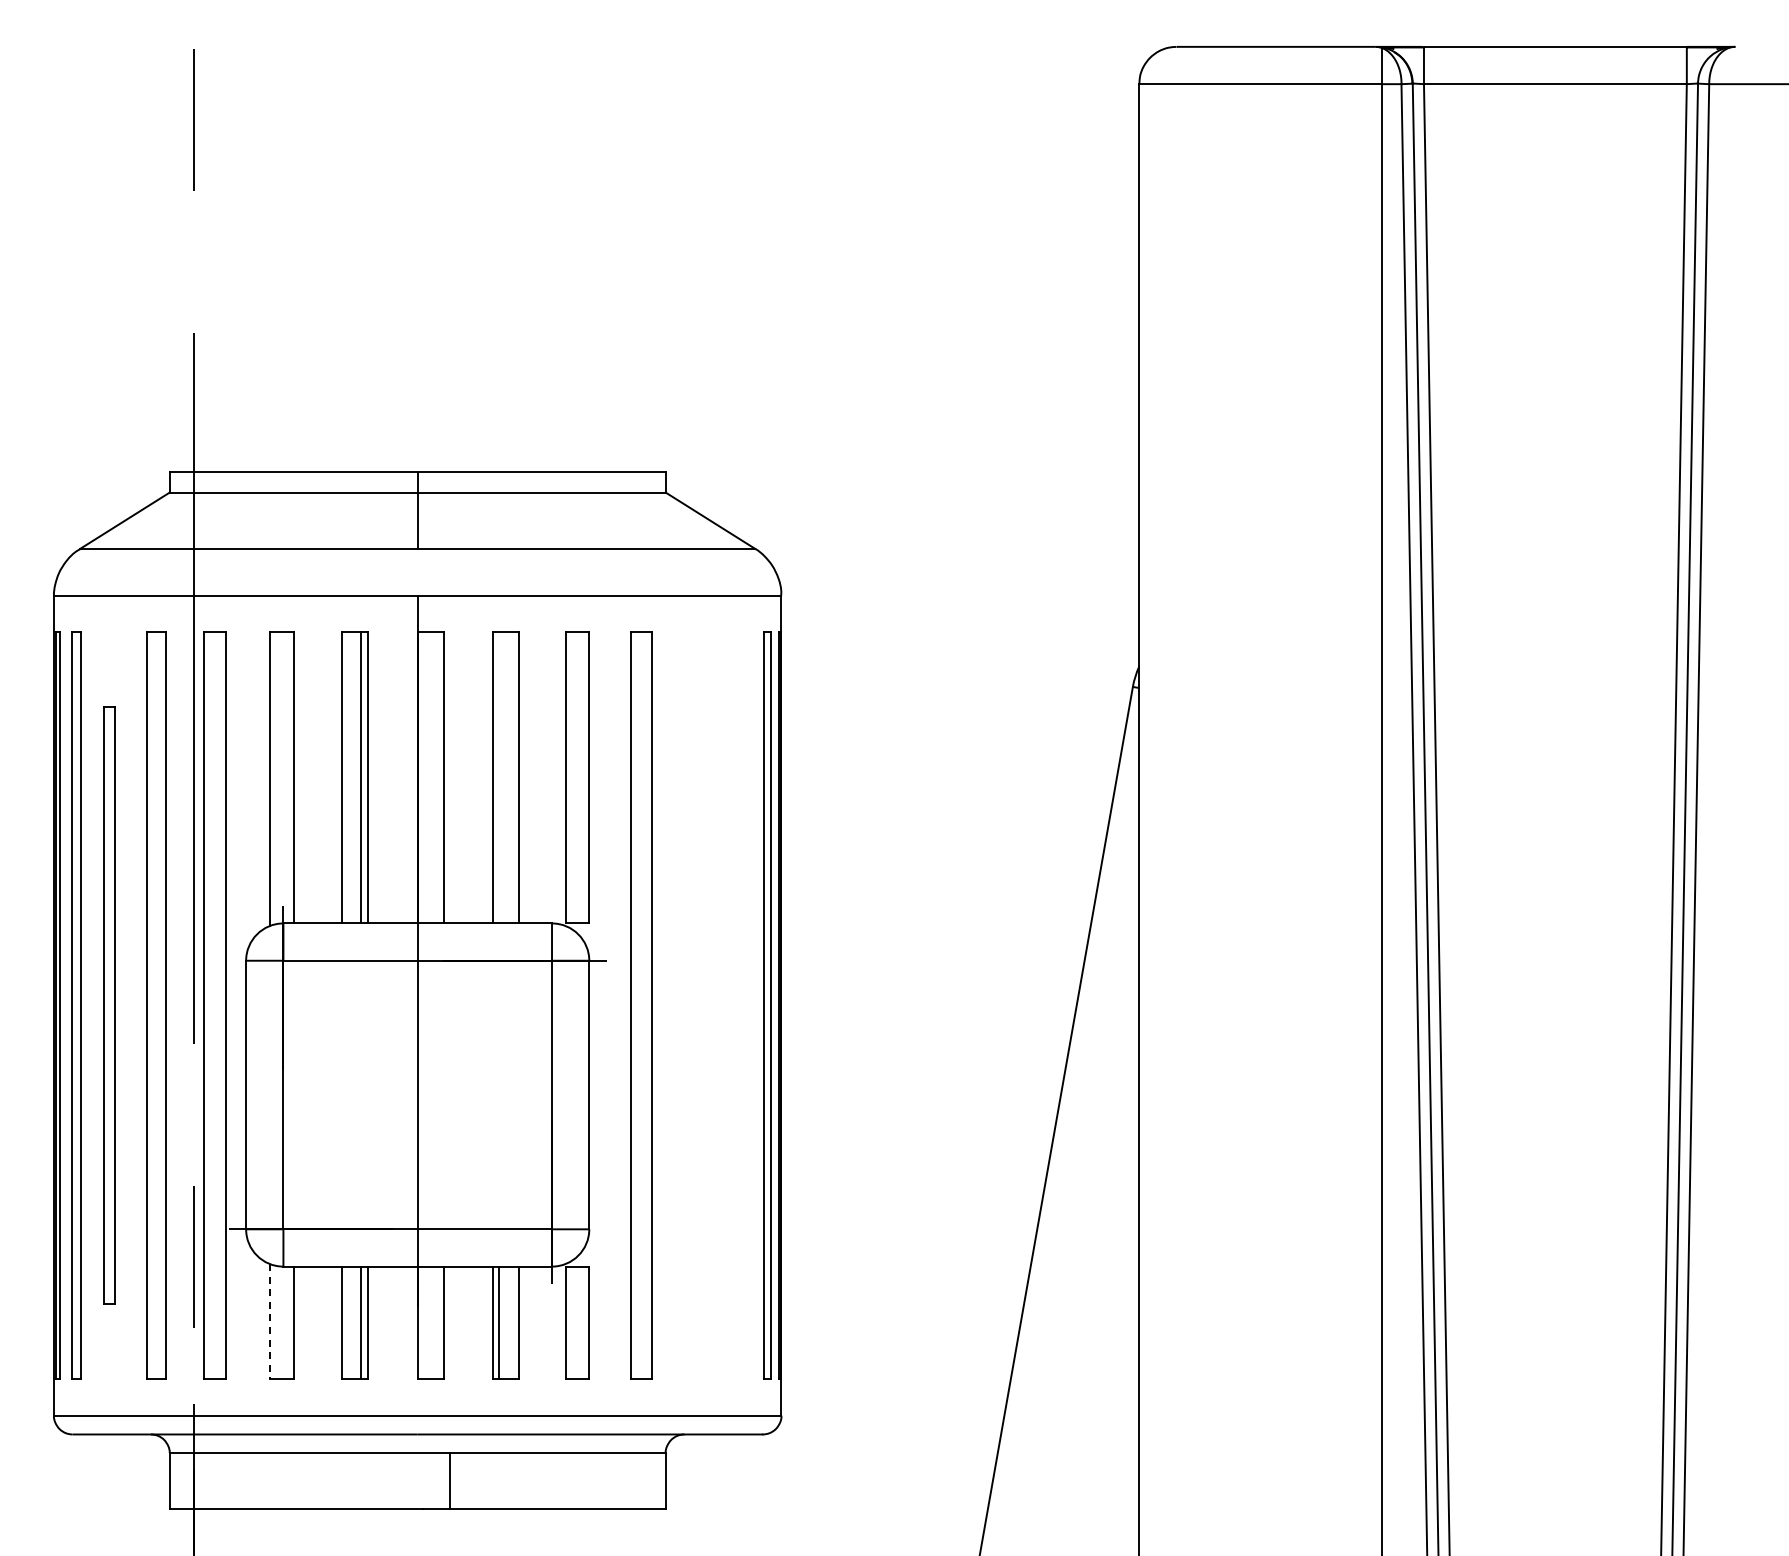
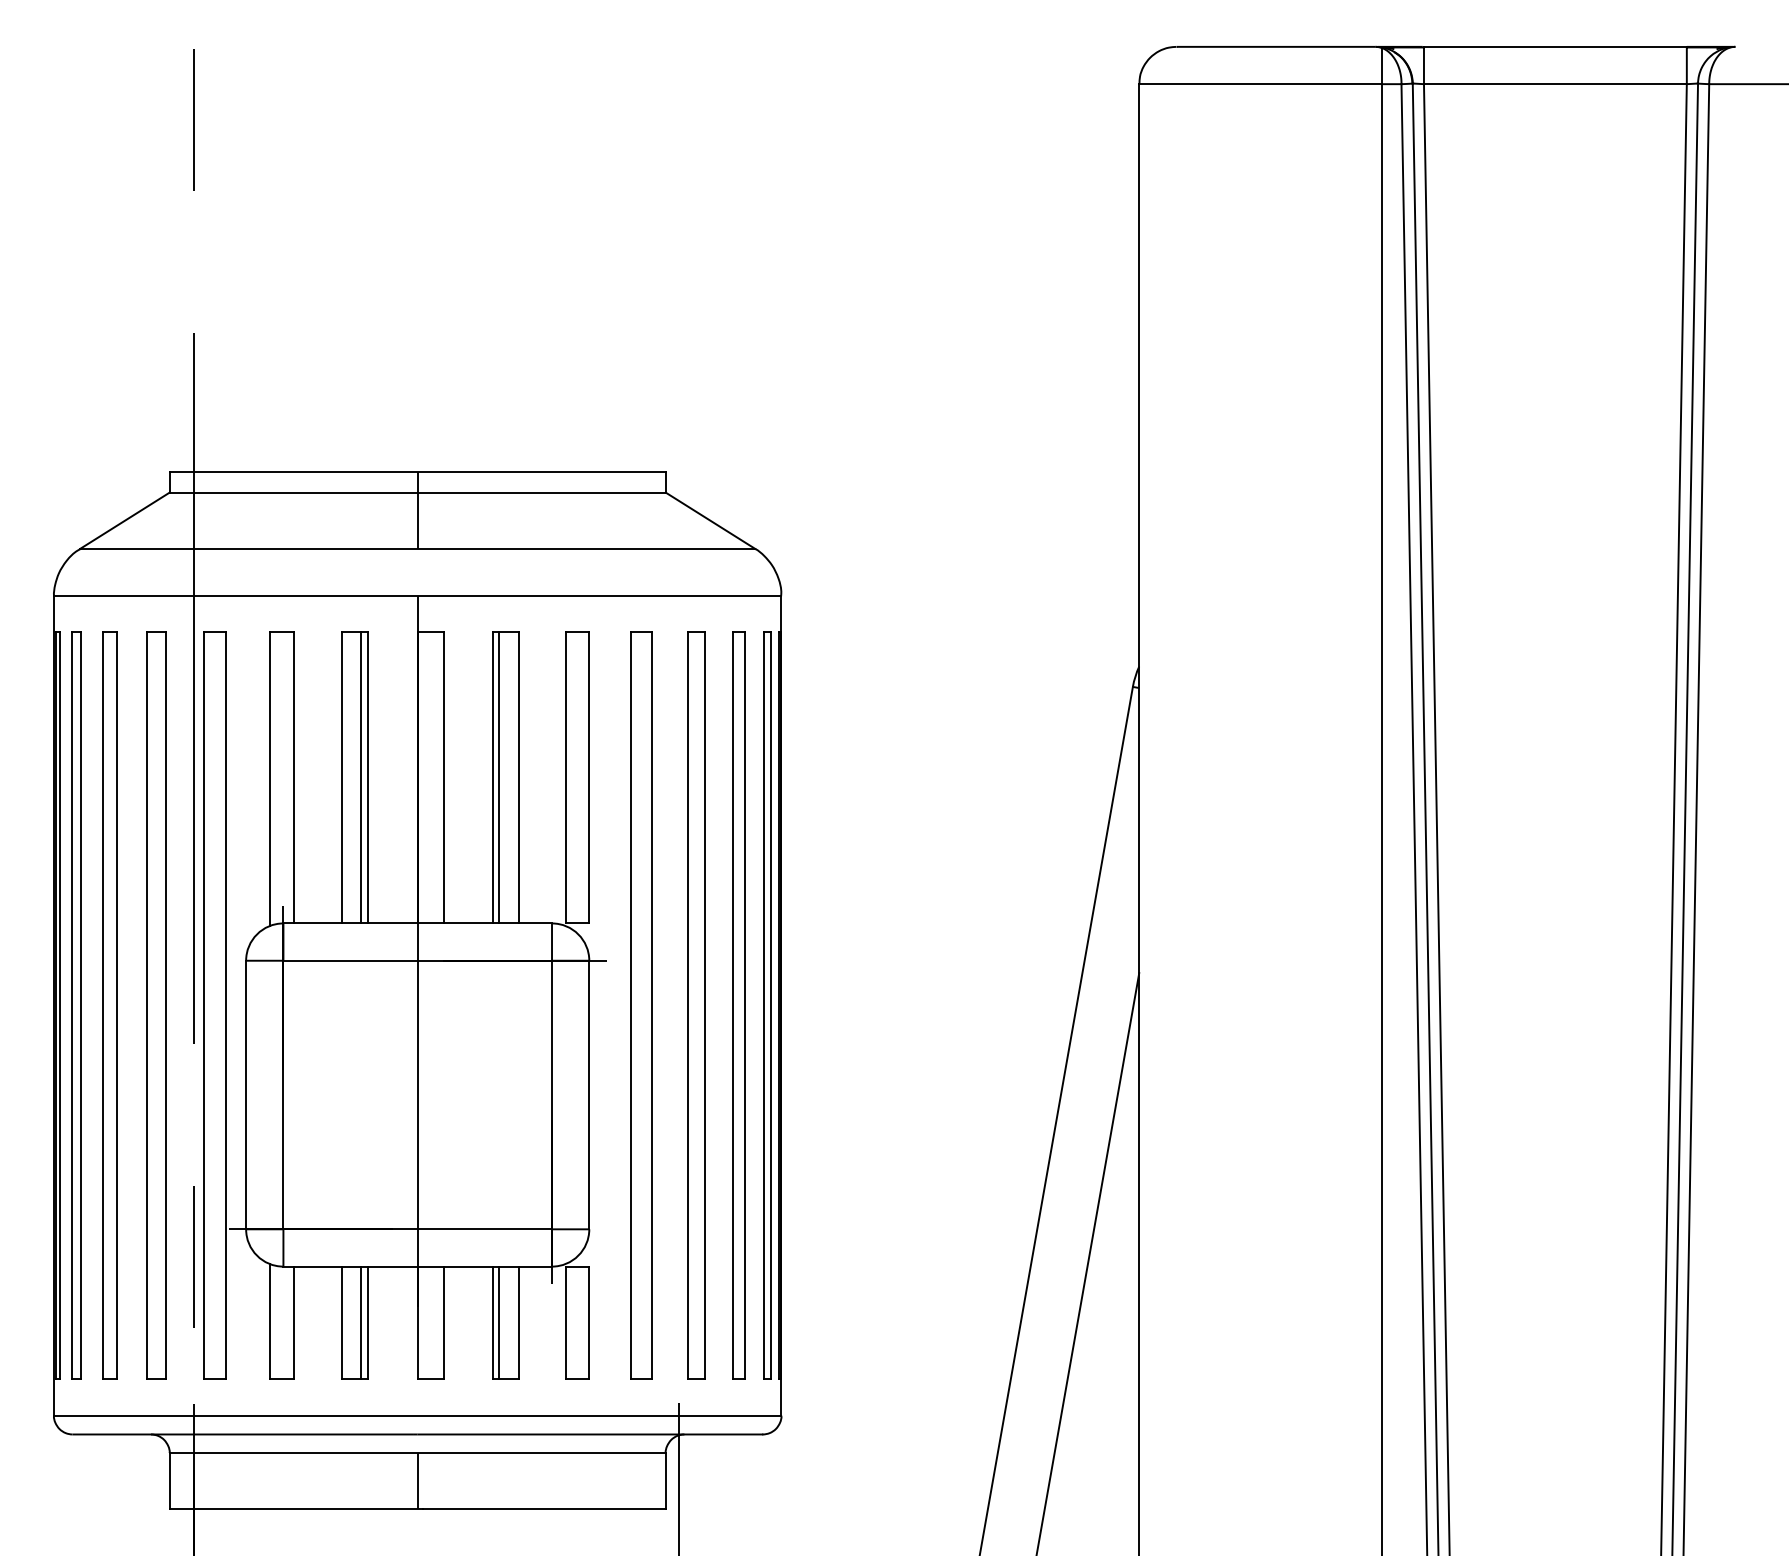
line: none -> present (499, 777)
part size: 13x599 px -> 16x749 px (109, 1005)
part: none -> present (696, 1005)
part: none -> present (738, 1005)
line: none -> present (1088, 1262)
line: dashed -> solid (269, 1321)
line: none -> present (678, 1477)
line position: (449, 1481) -> (417, 1481) (417, 1481)
